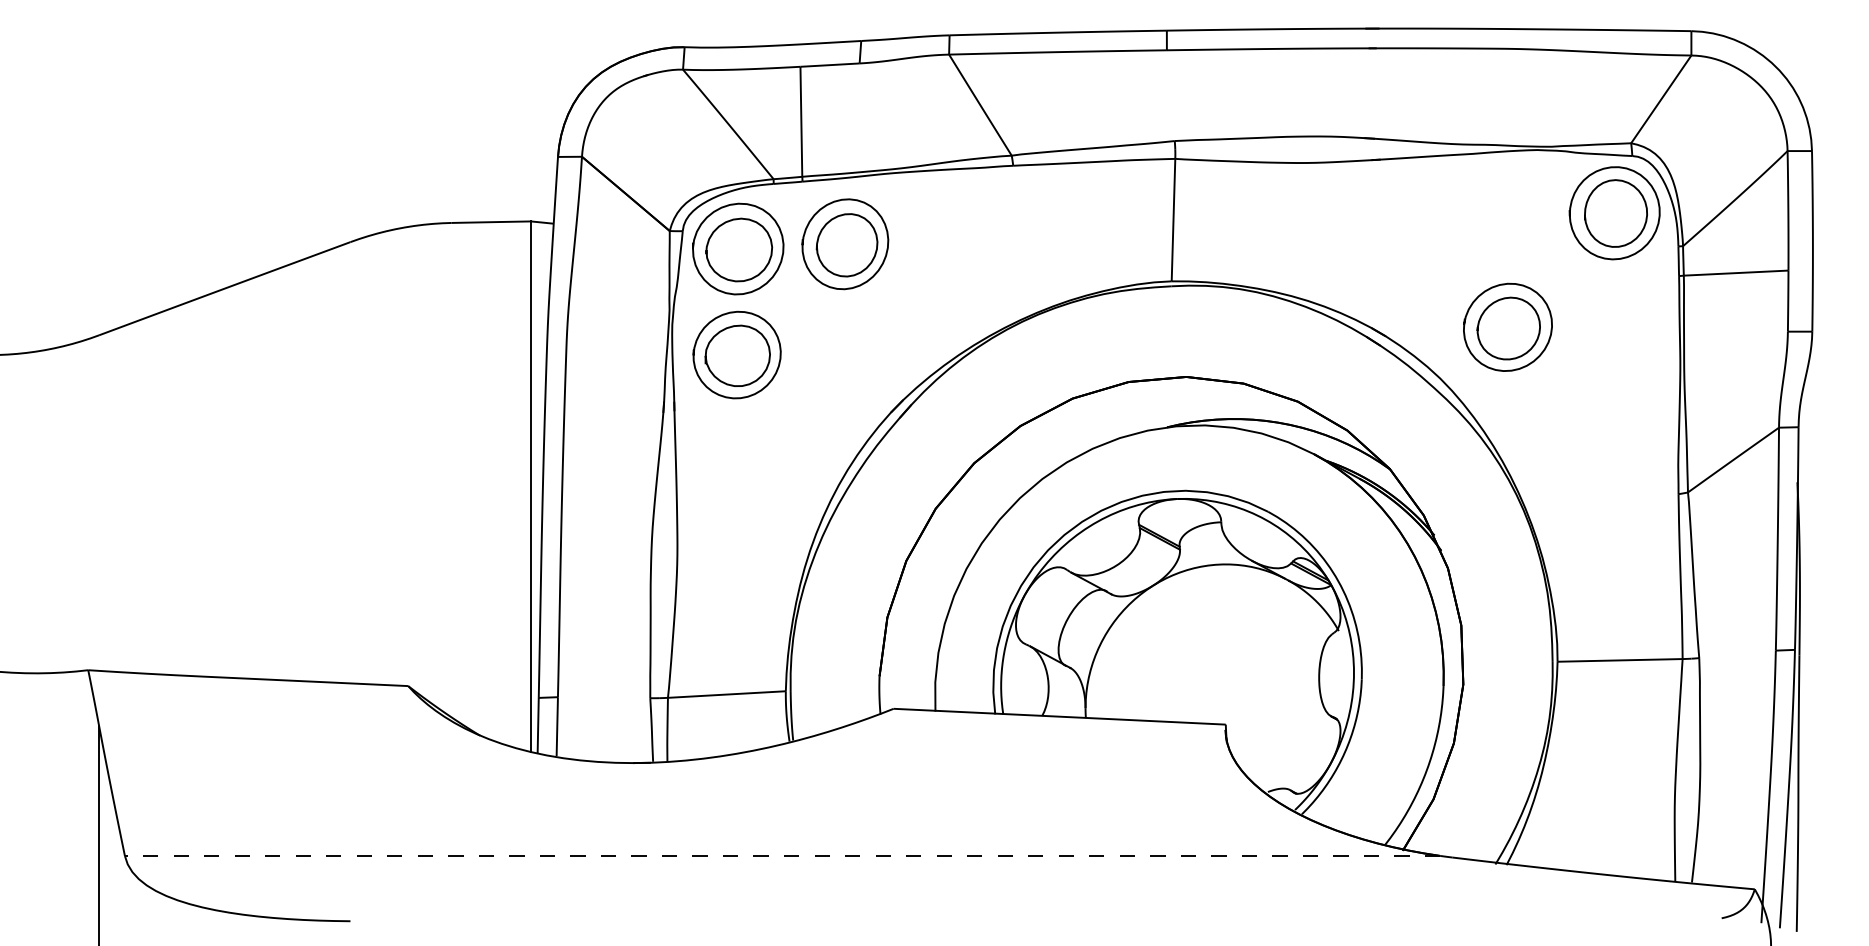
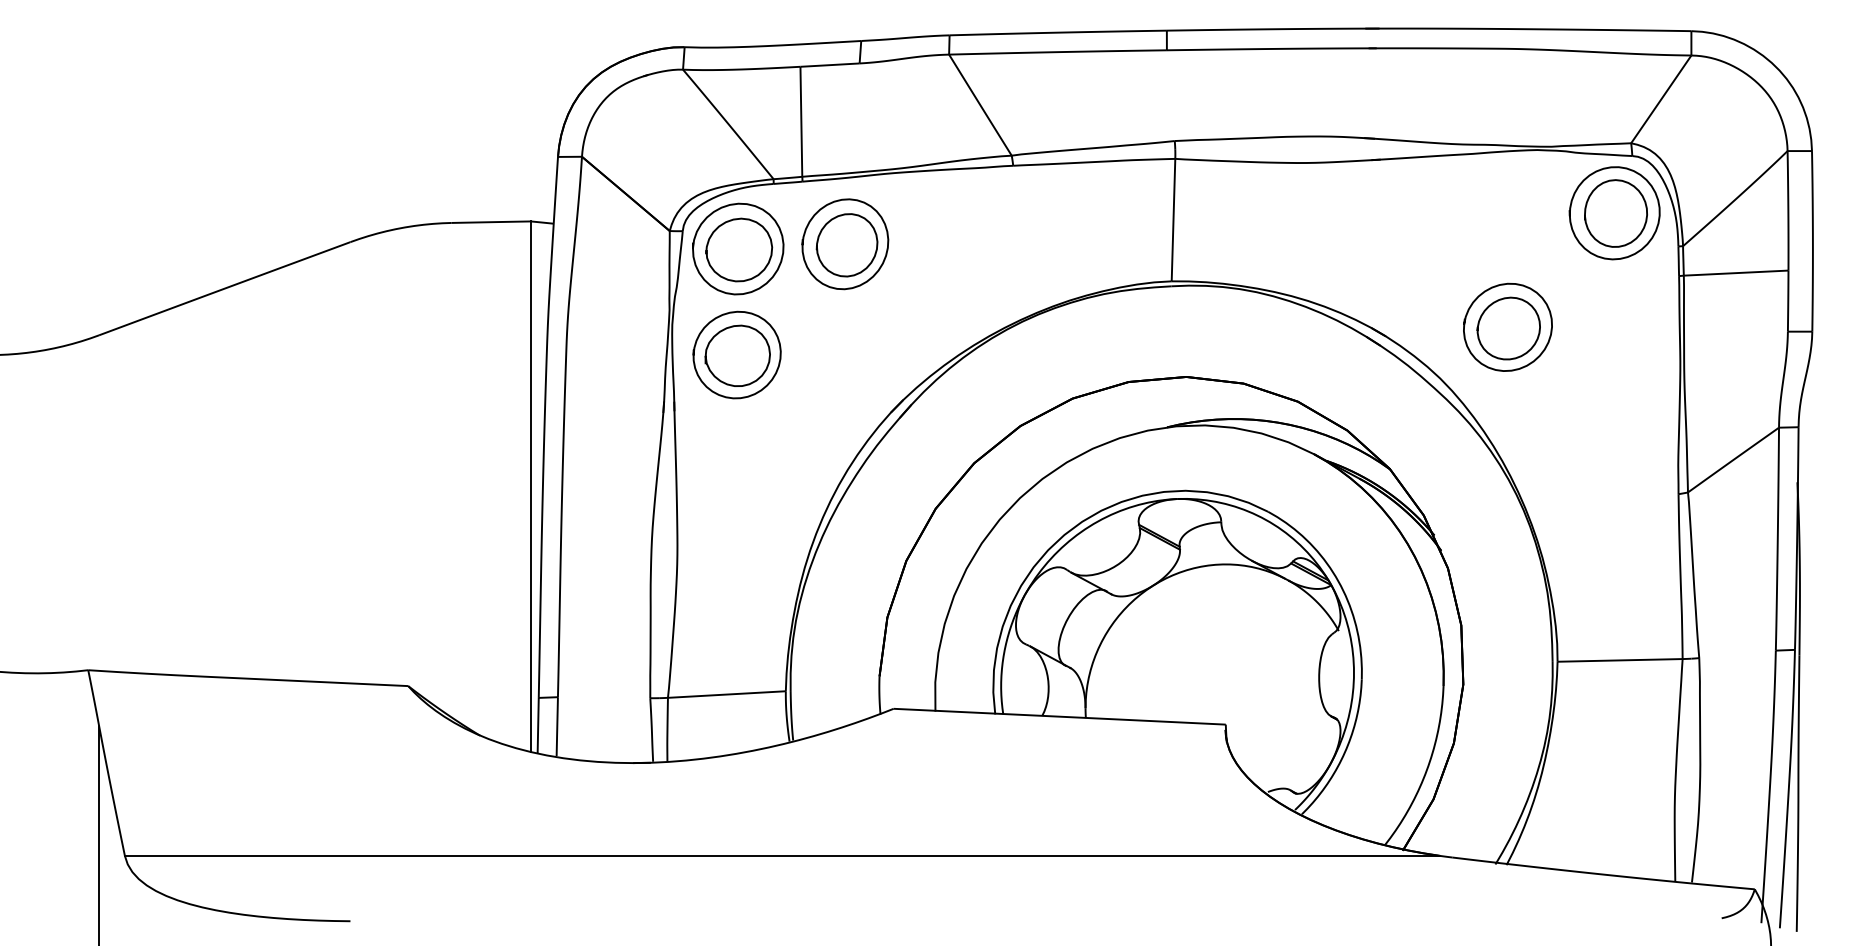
line: dashed -> solid (782, 855)
